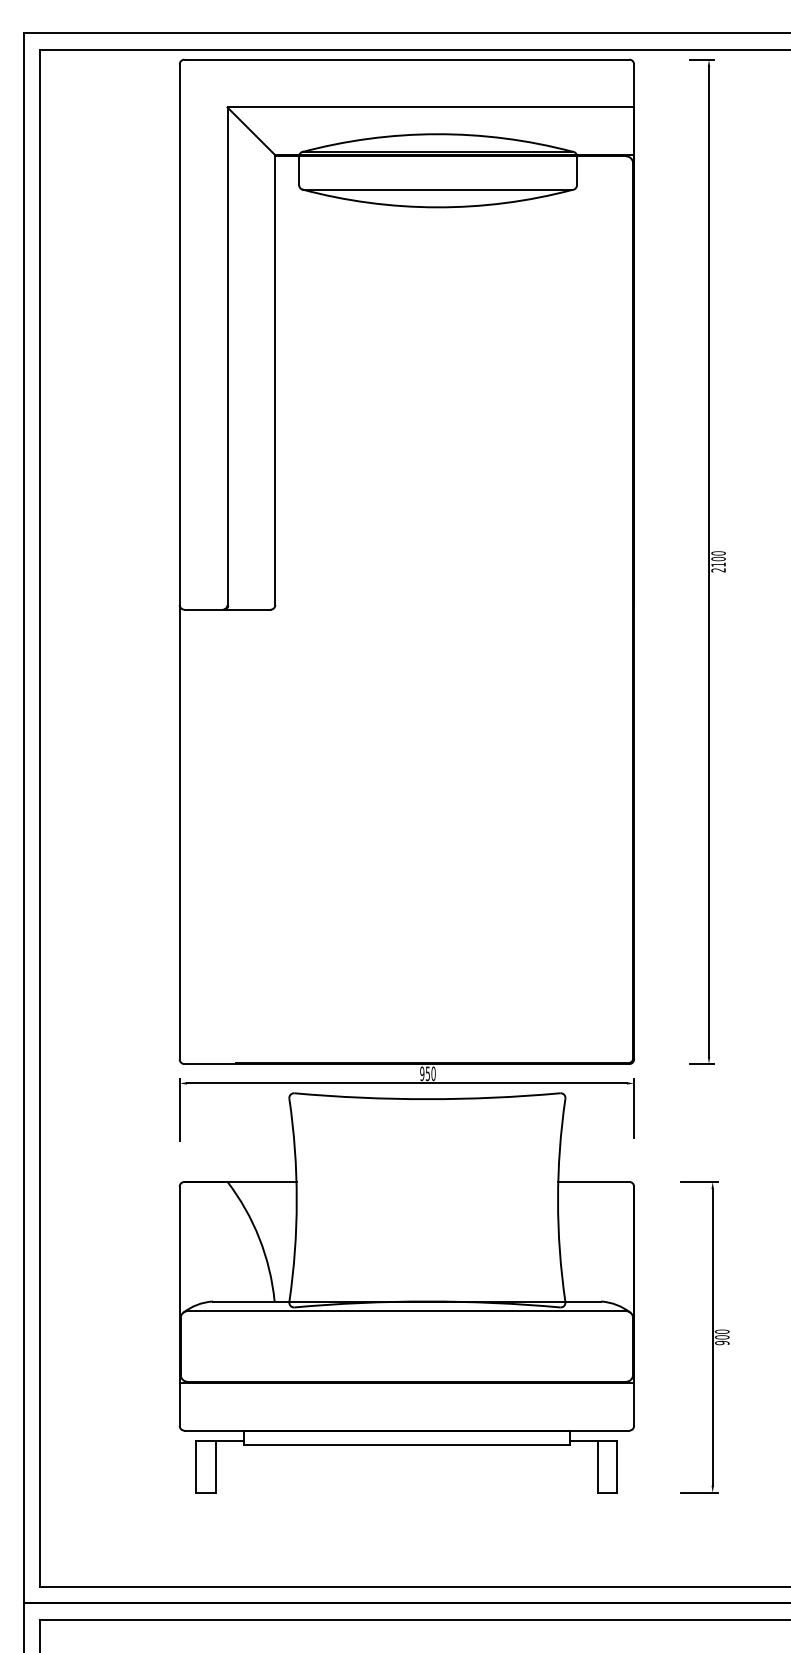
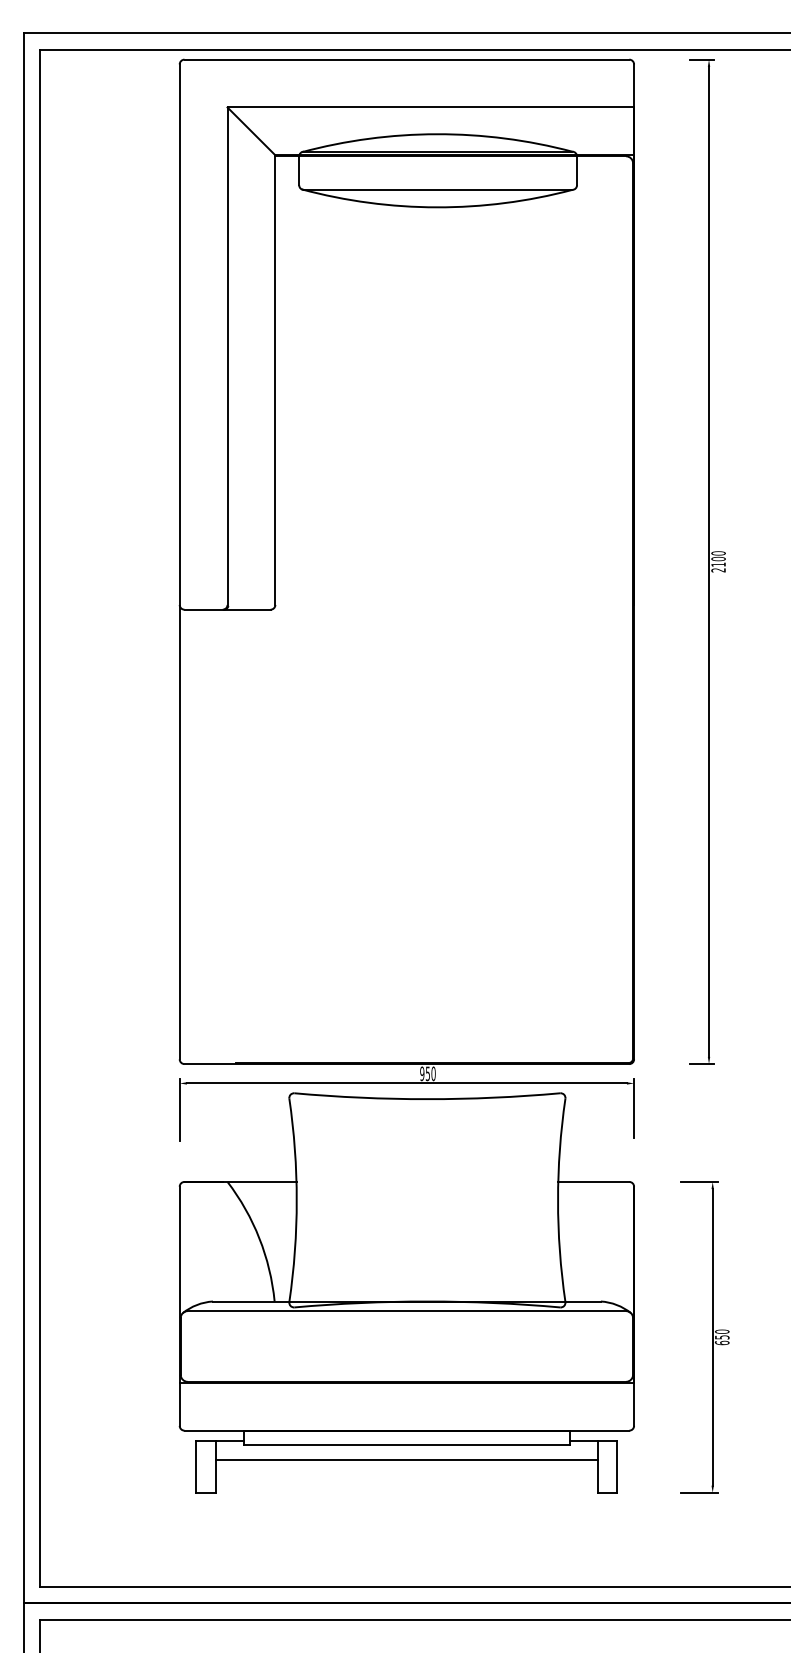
text: 900 -> 650 (722, 1340)
line: none -> present (406, 1460)
